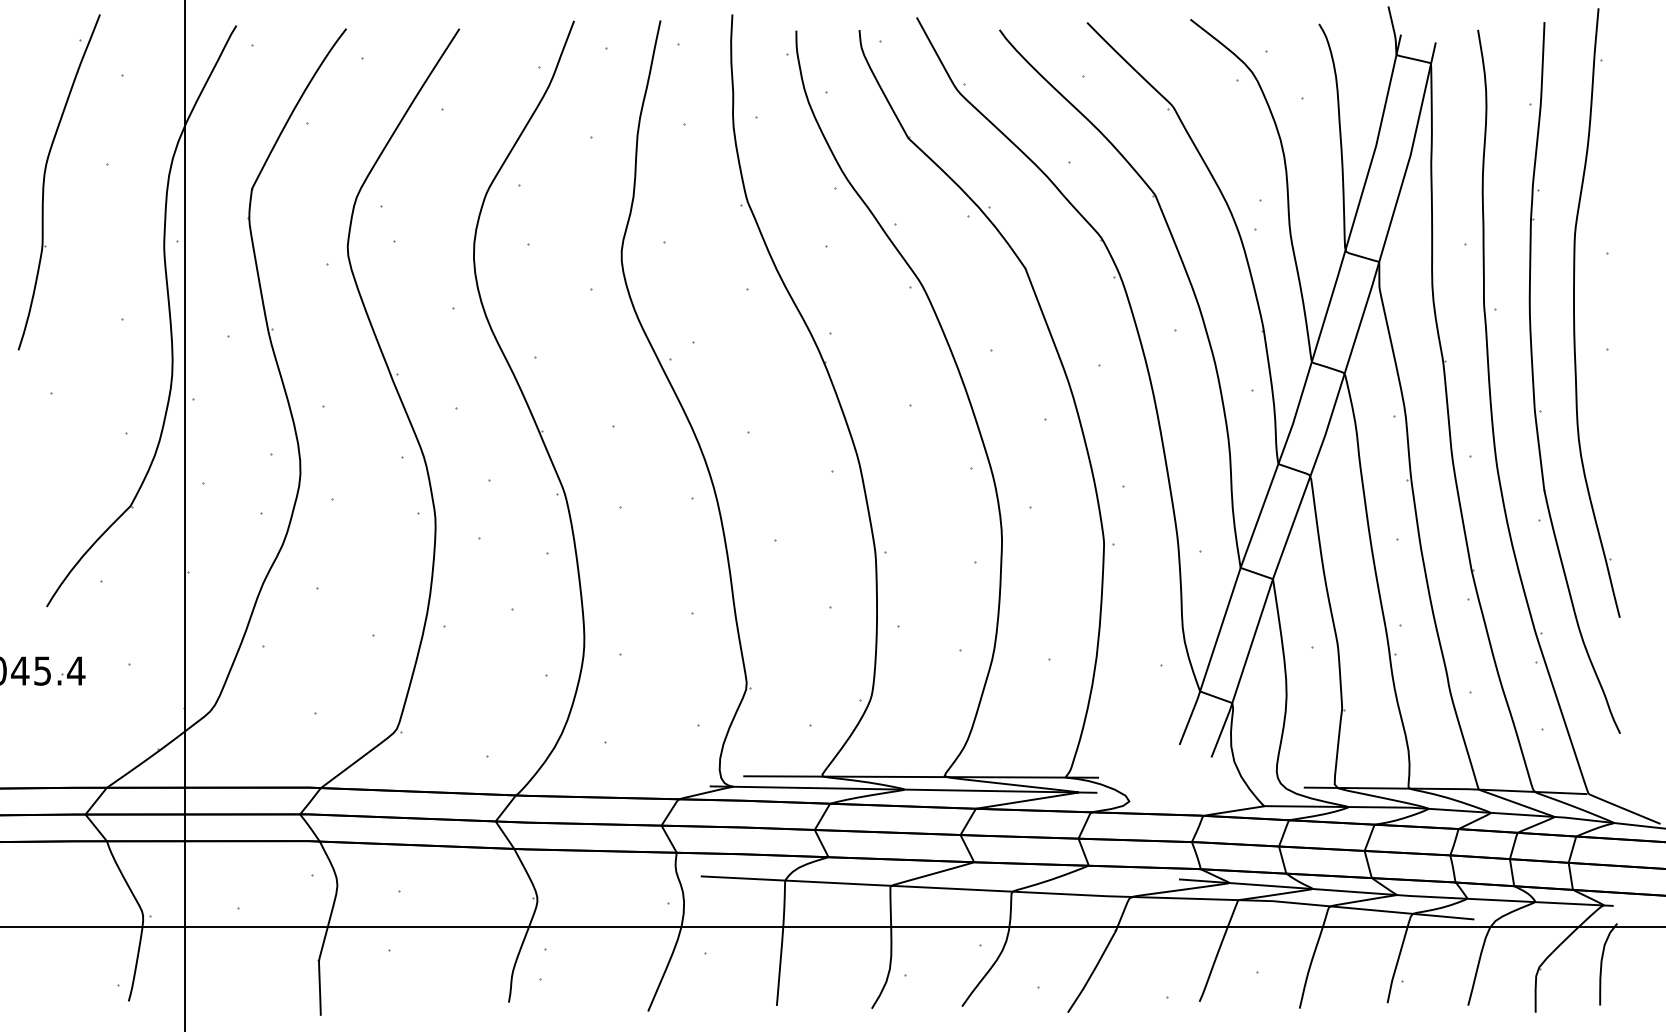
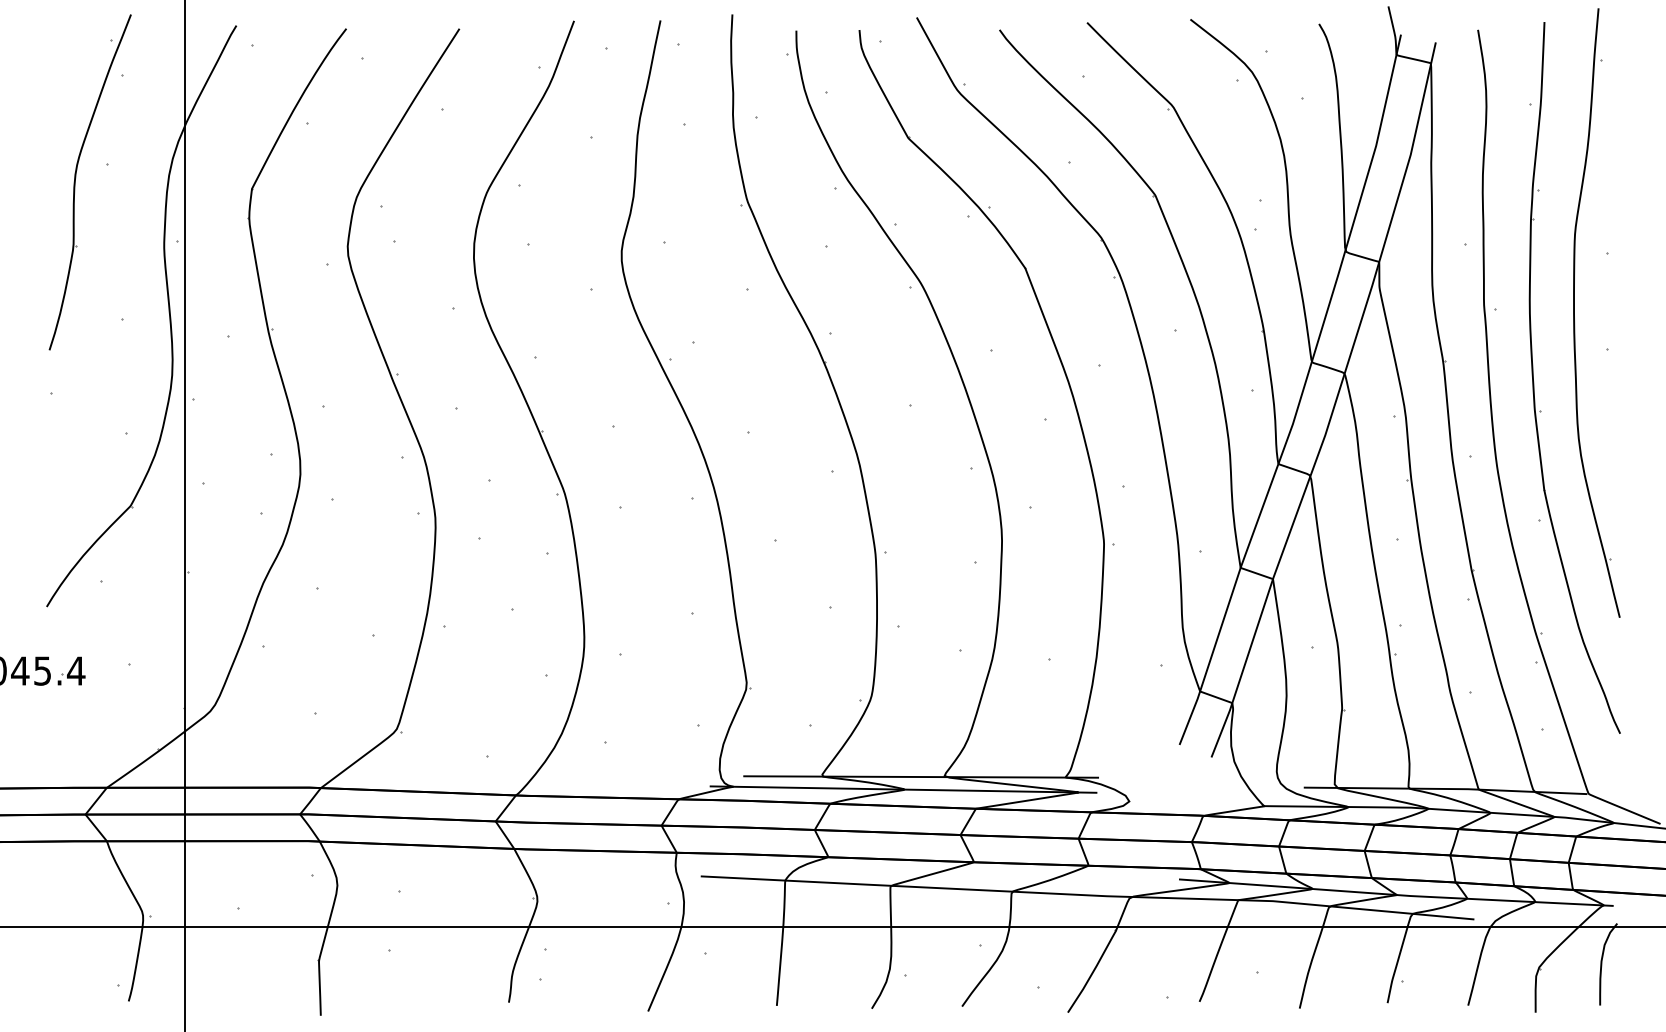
part position: (45, 177) -> (76, 177) (76, 177)
